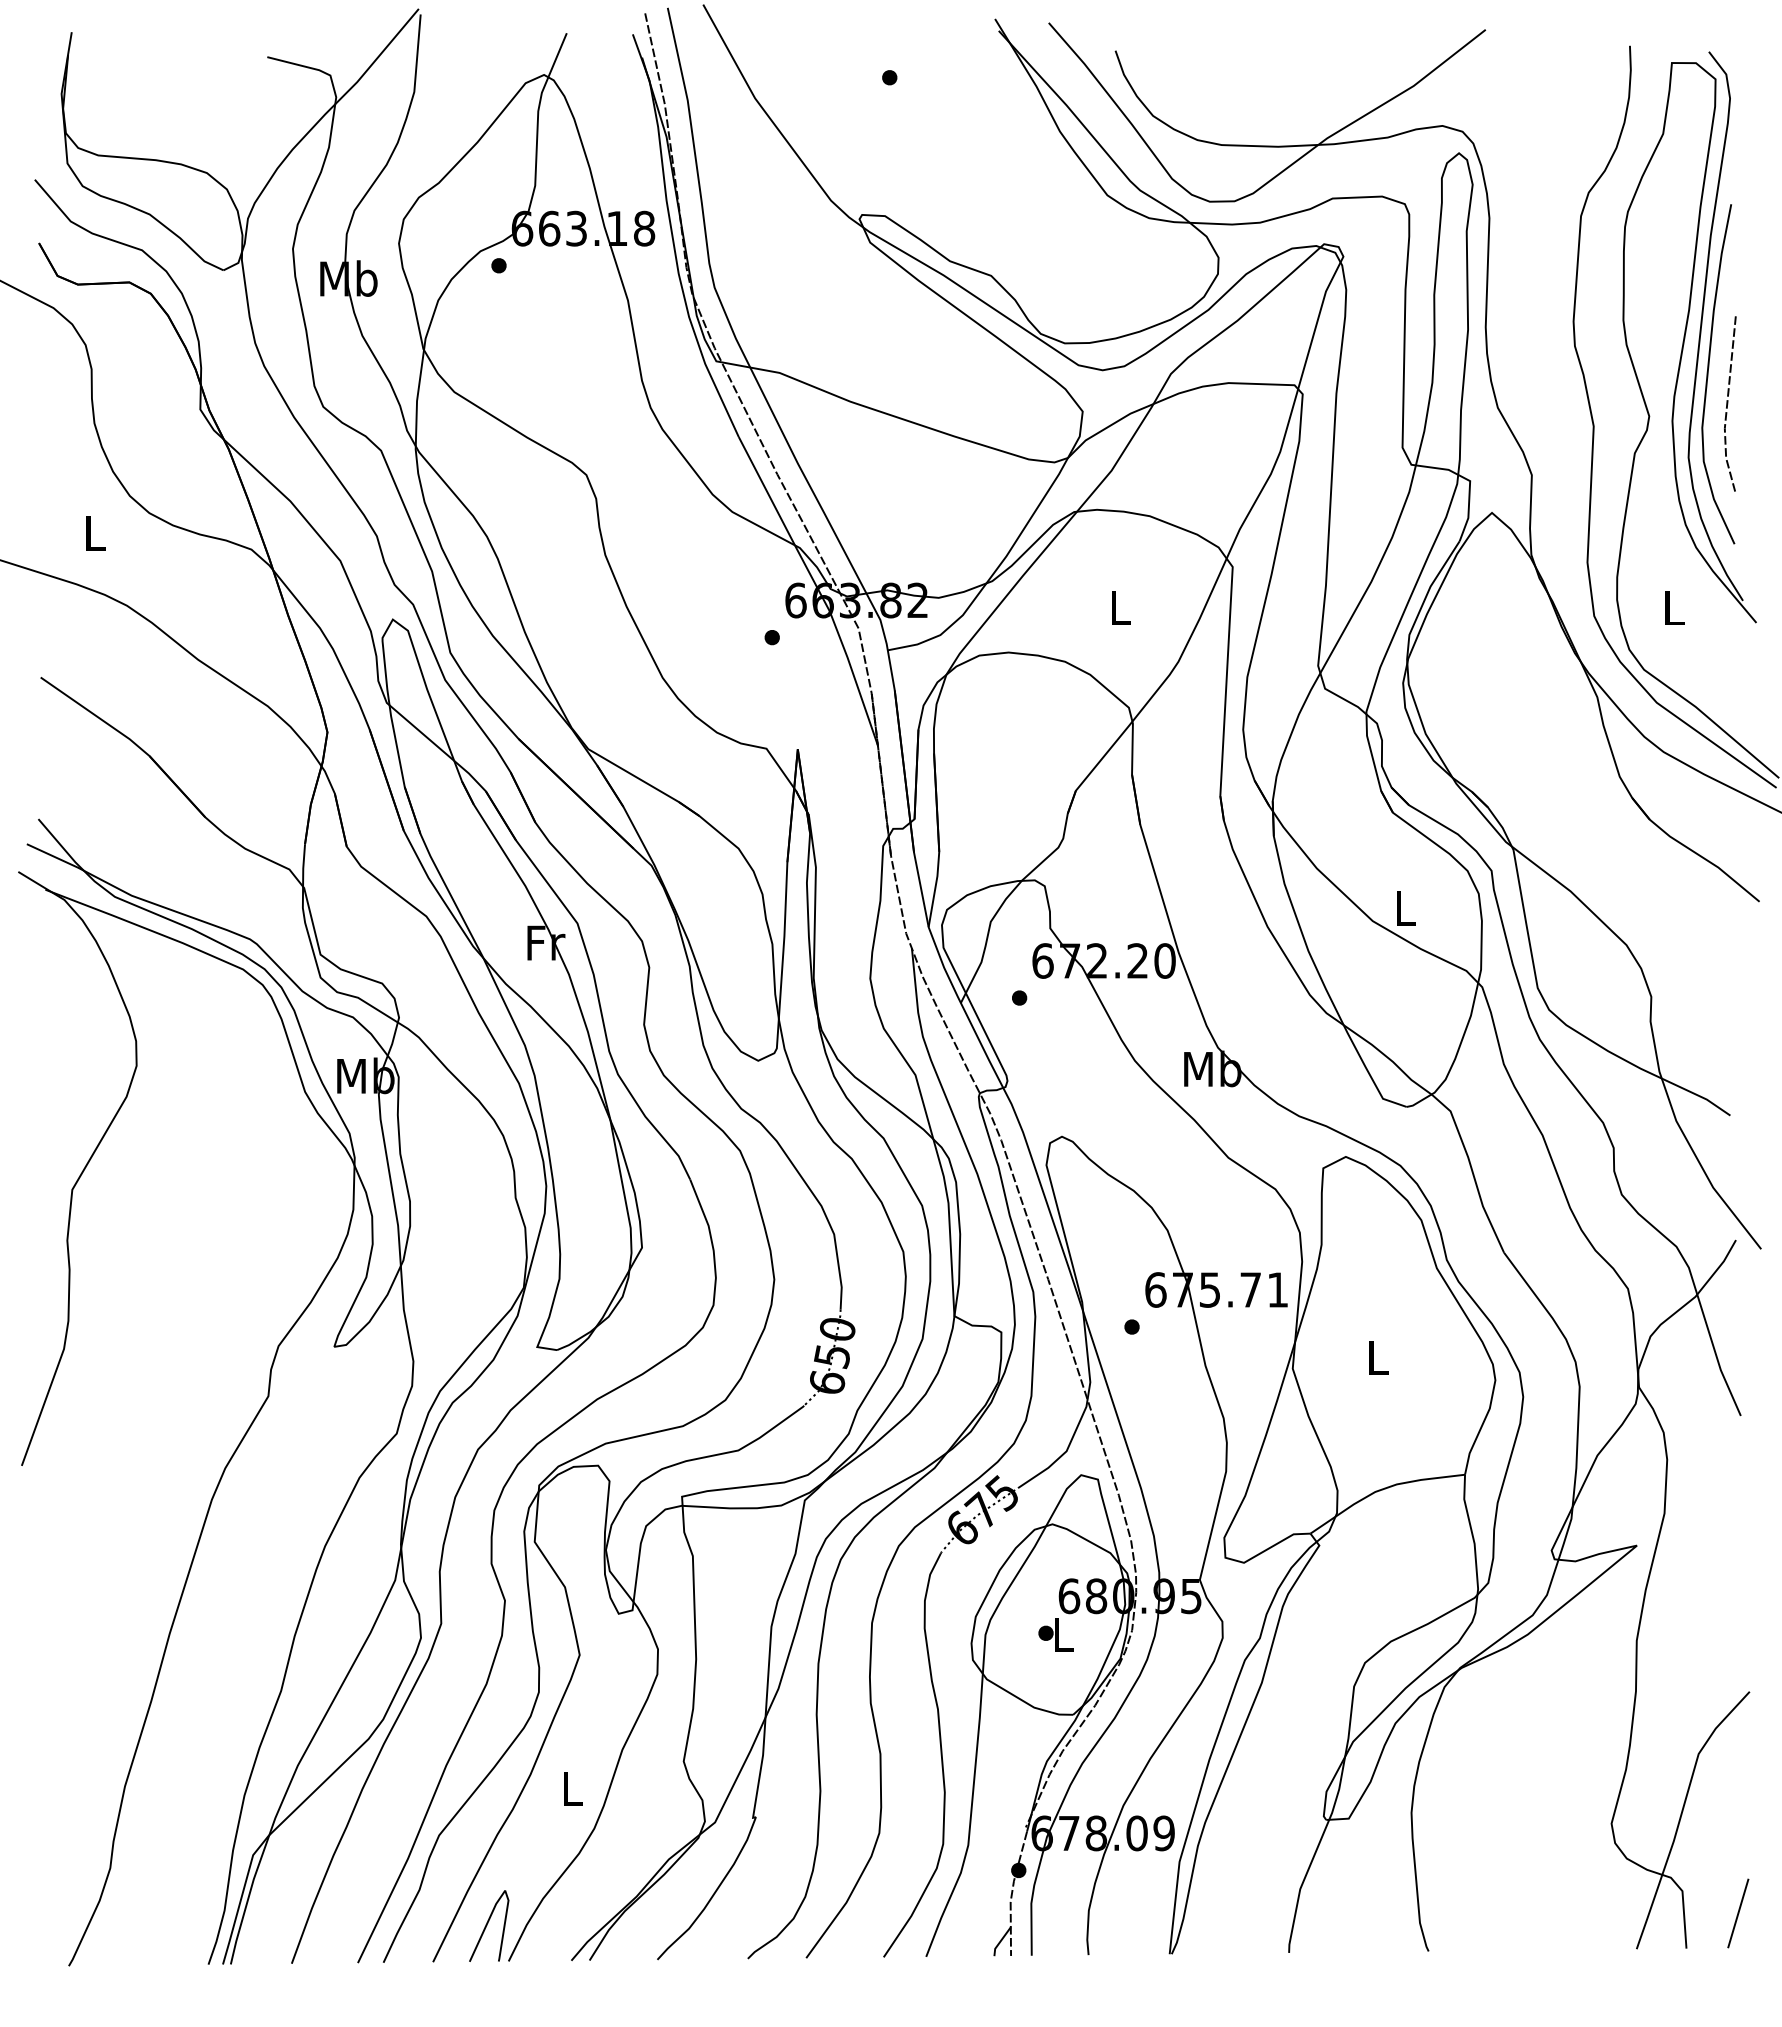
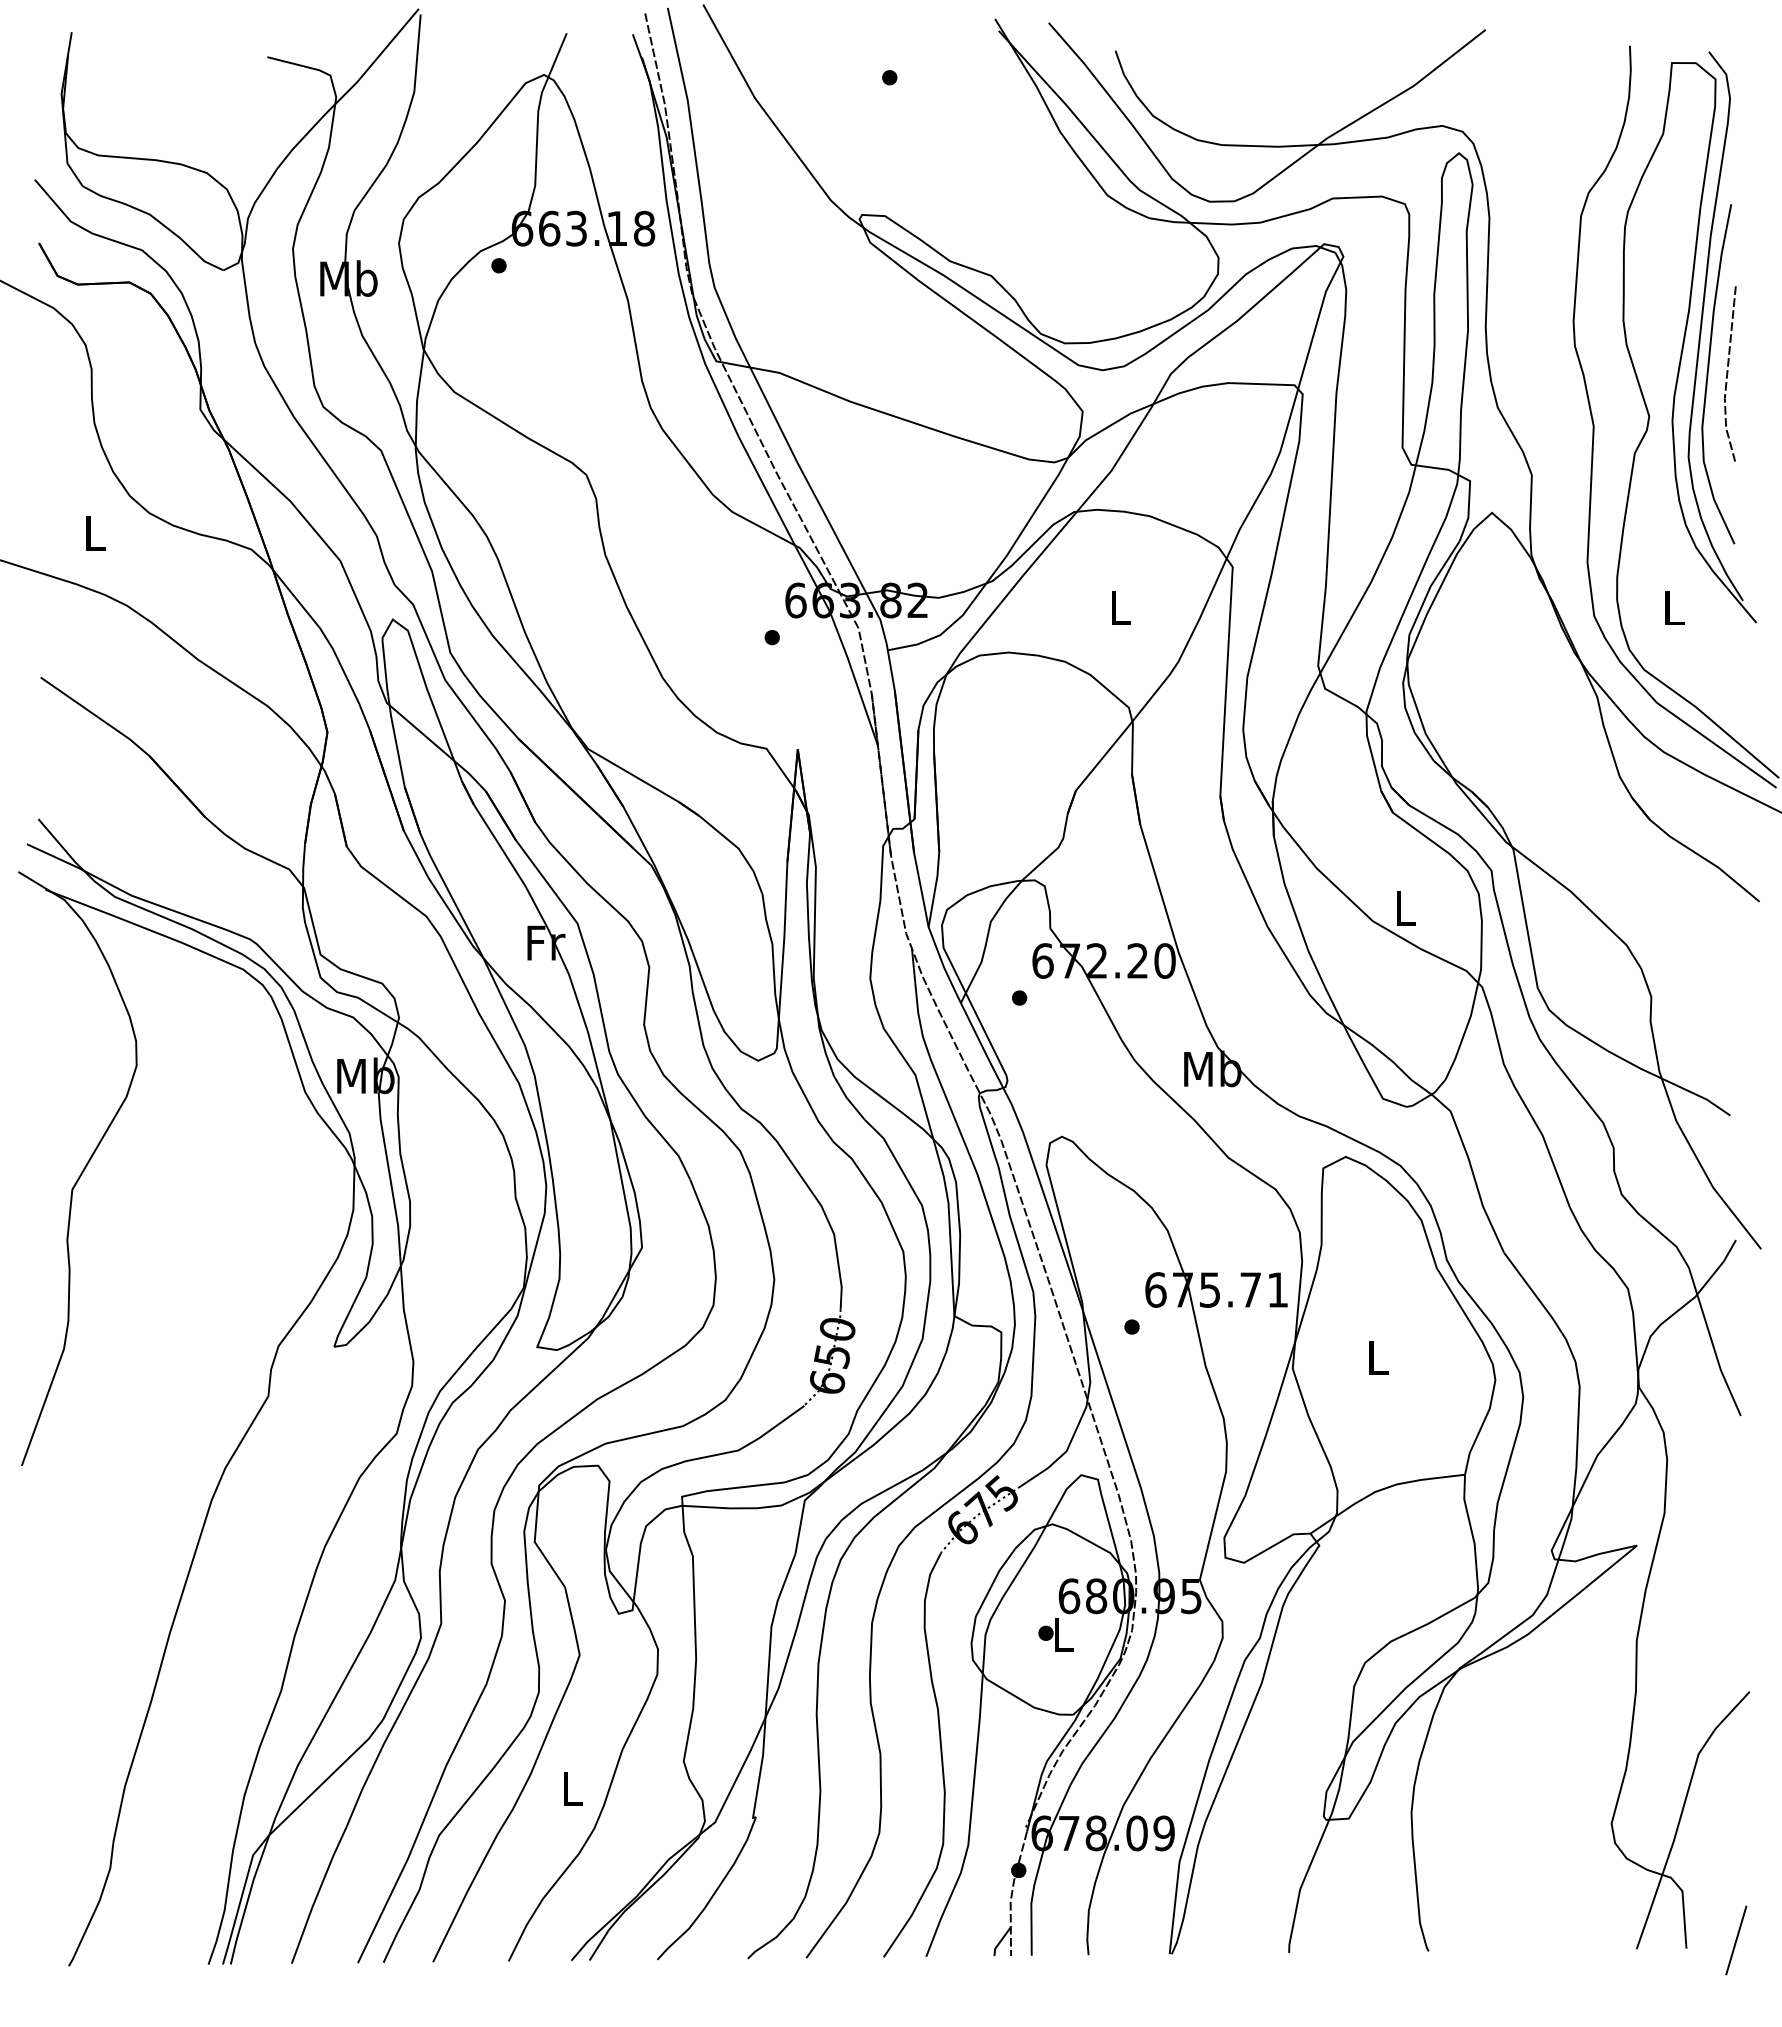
line position: (1728, 403) -> (1728, 373) (1728, 373)
line position: (1738, 1913) -> (1736, 1940) (1736, 1940)
curve: present -> none (487, 1925)
